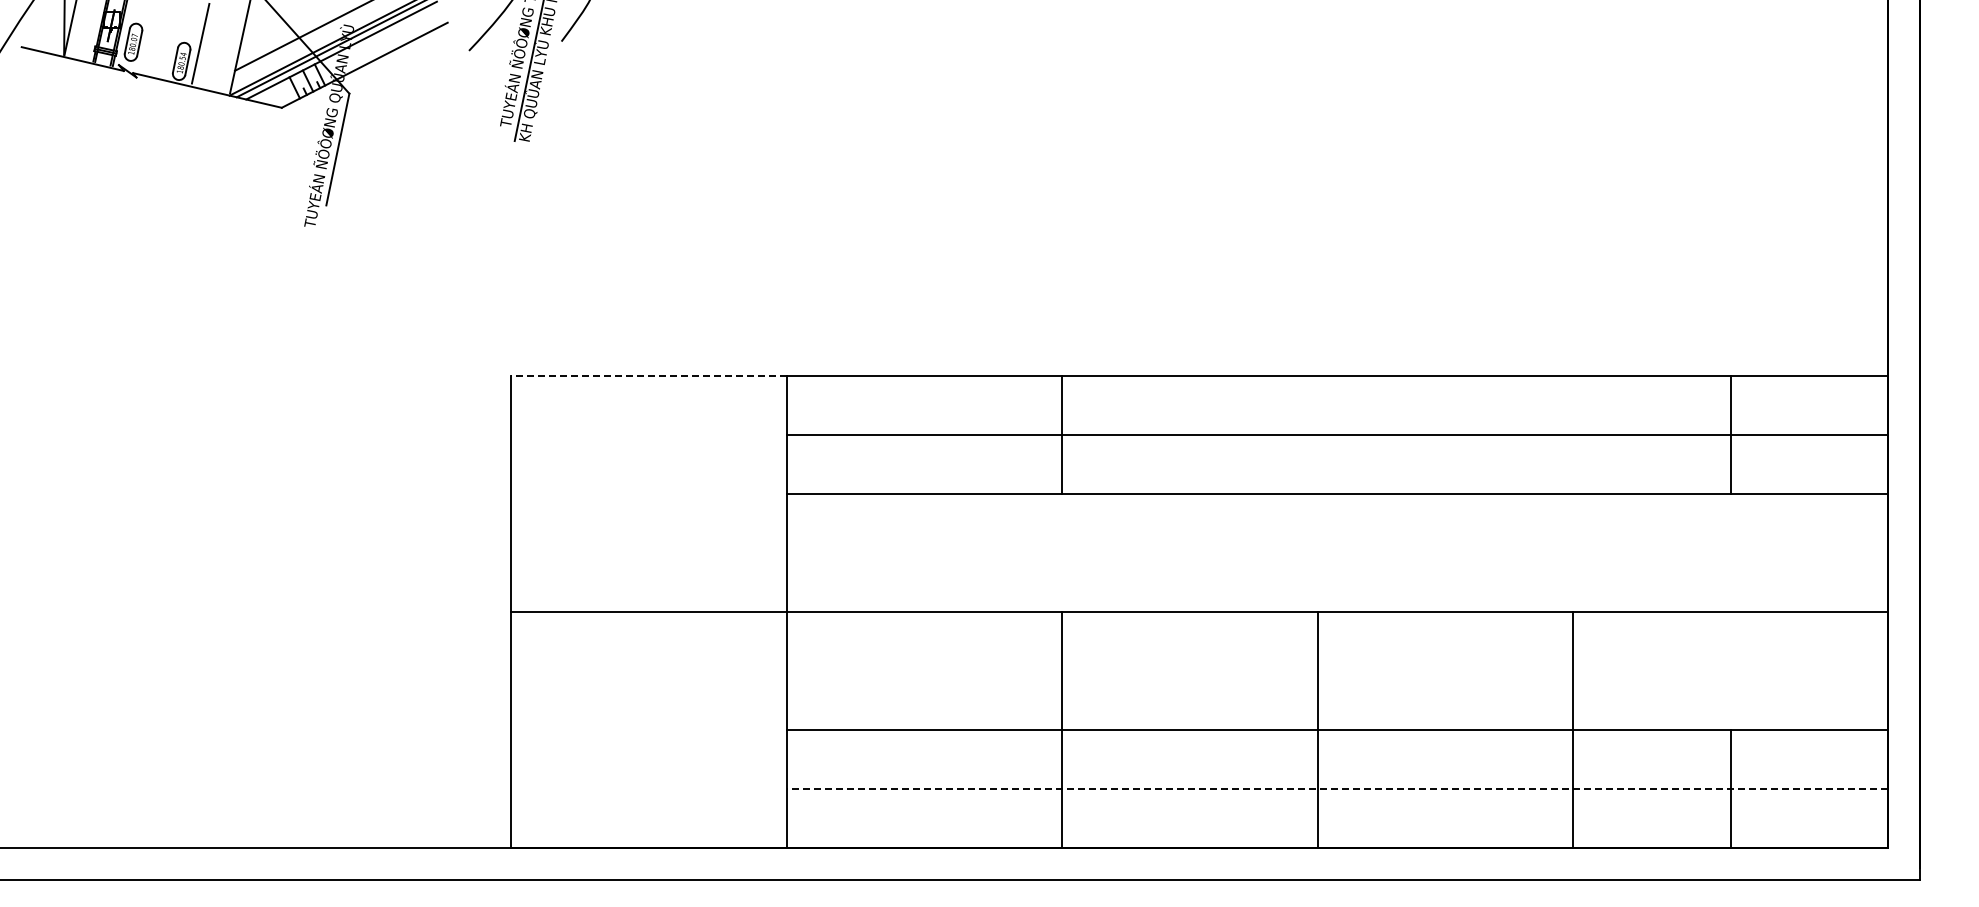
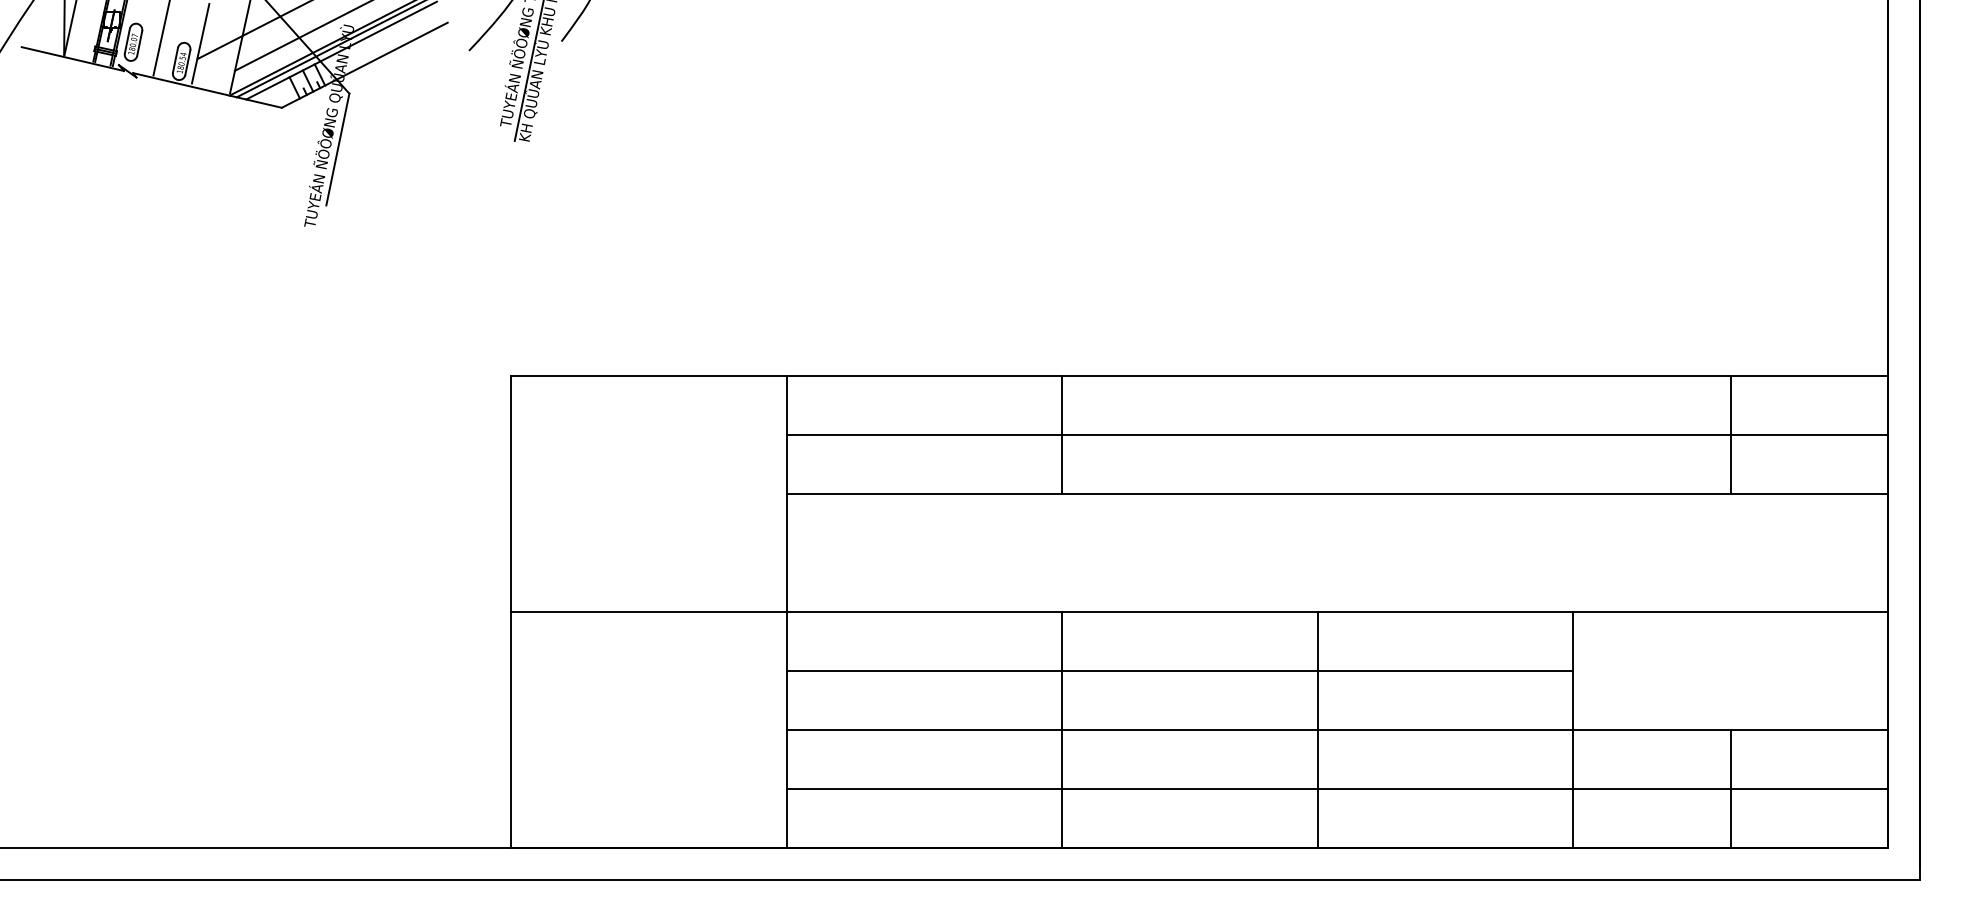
line: none -> present (252, 30)
line: none -> present (161, 38)
line: dashed -> solid (649, 376)
line: none -> present (1179, 671)
line: dashed -> solid (1337, 789)
